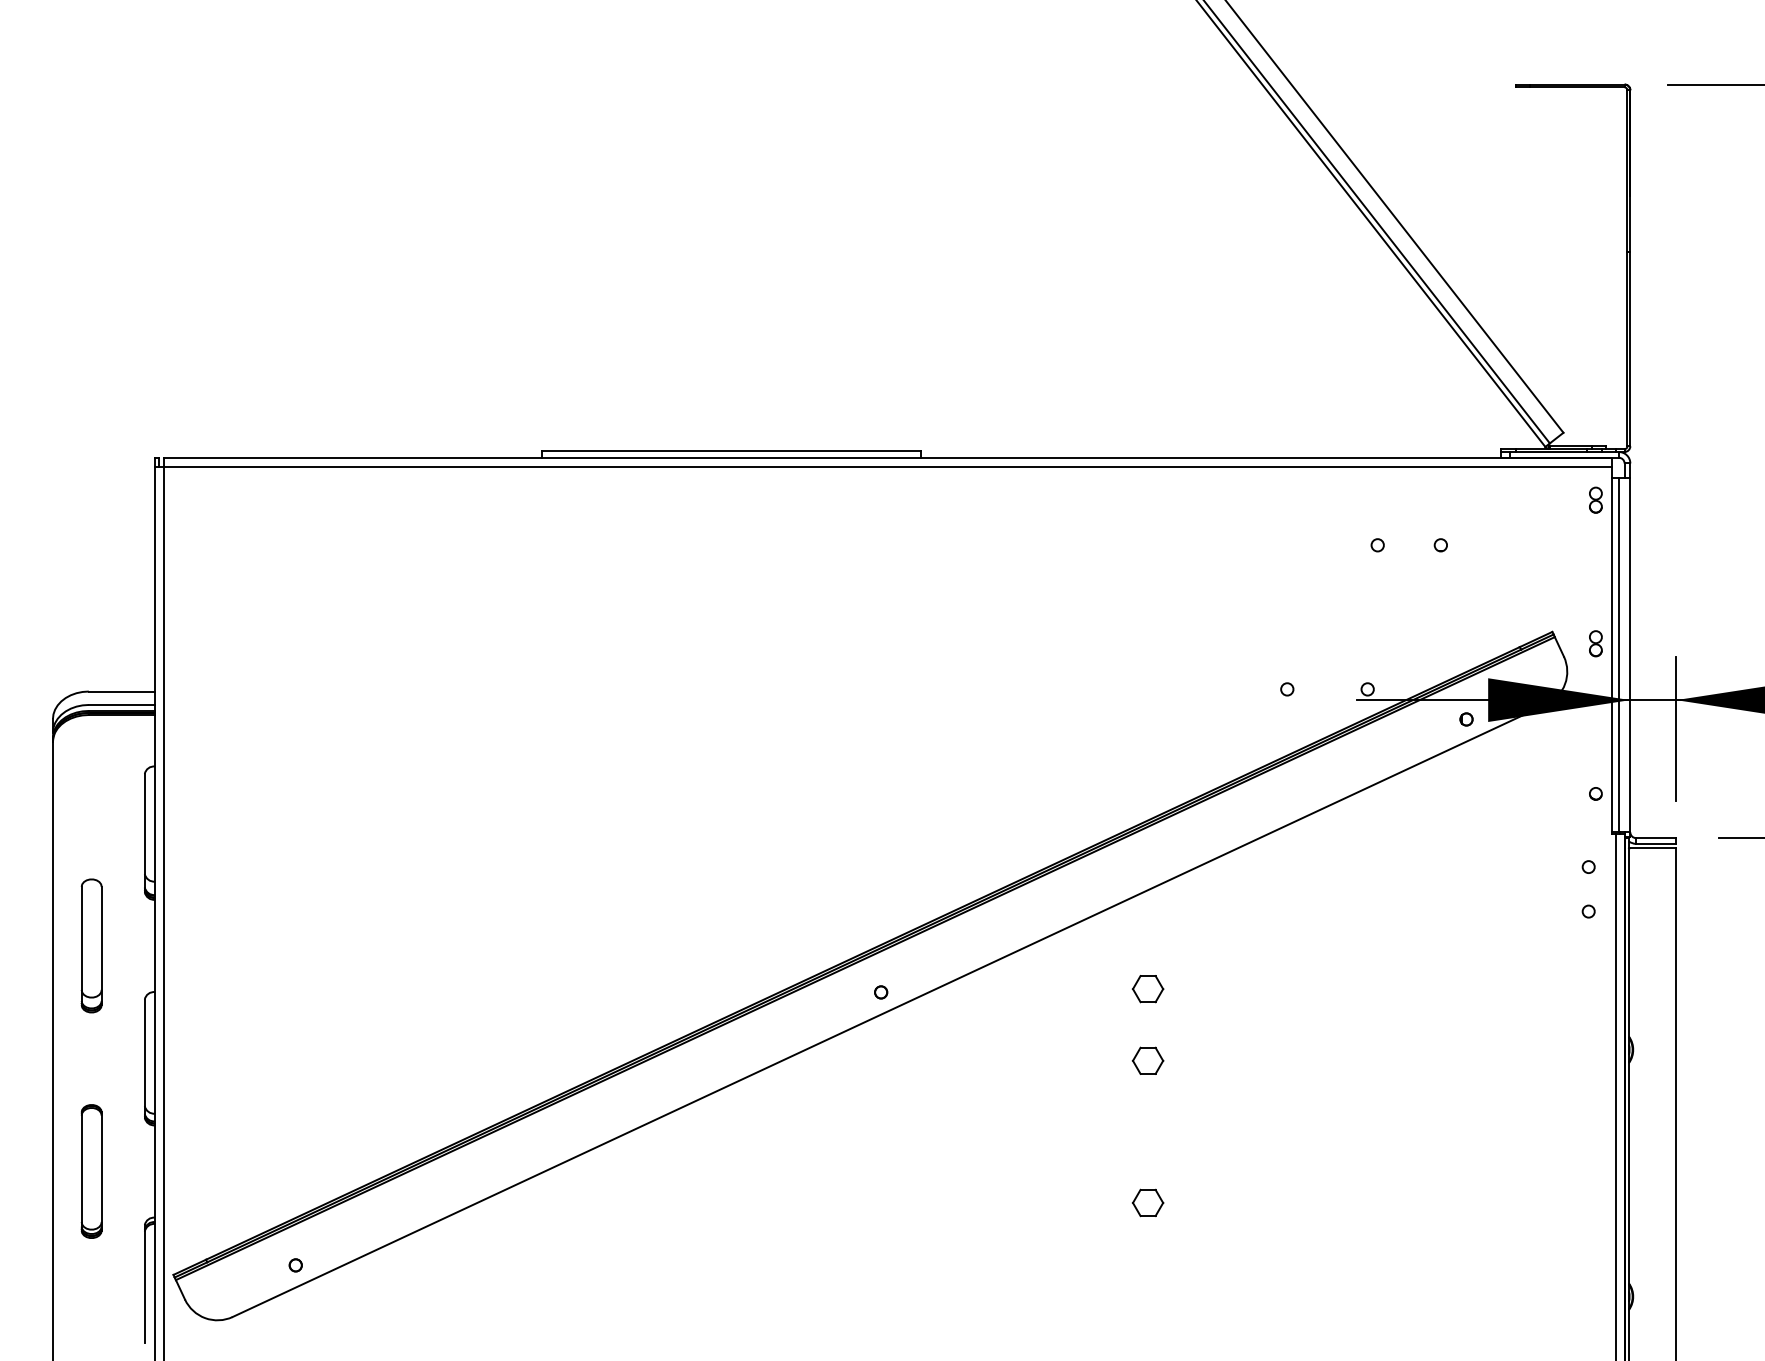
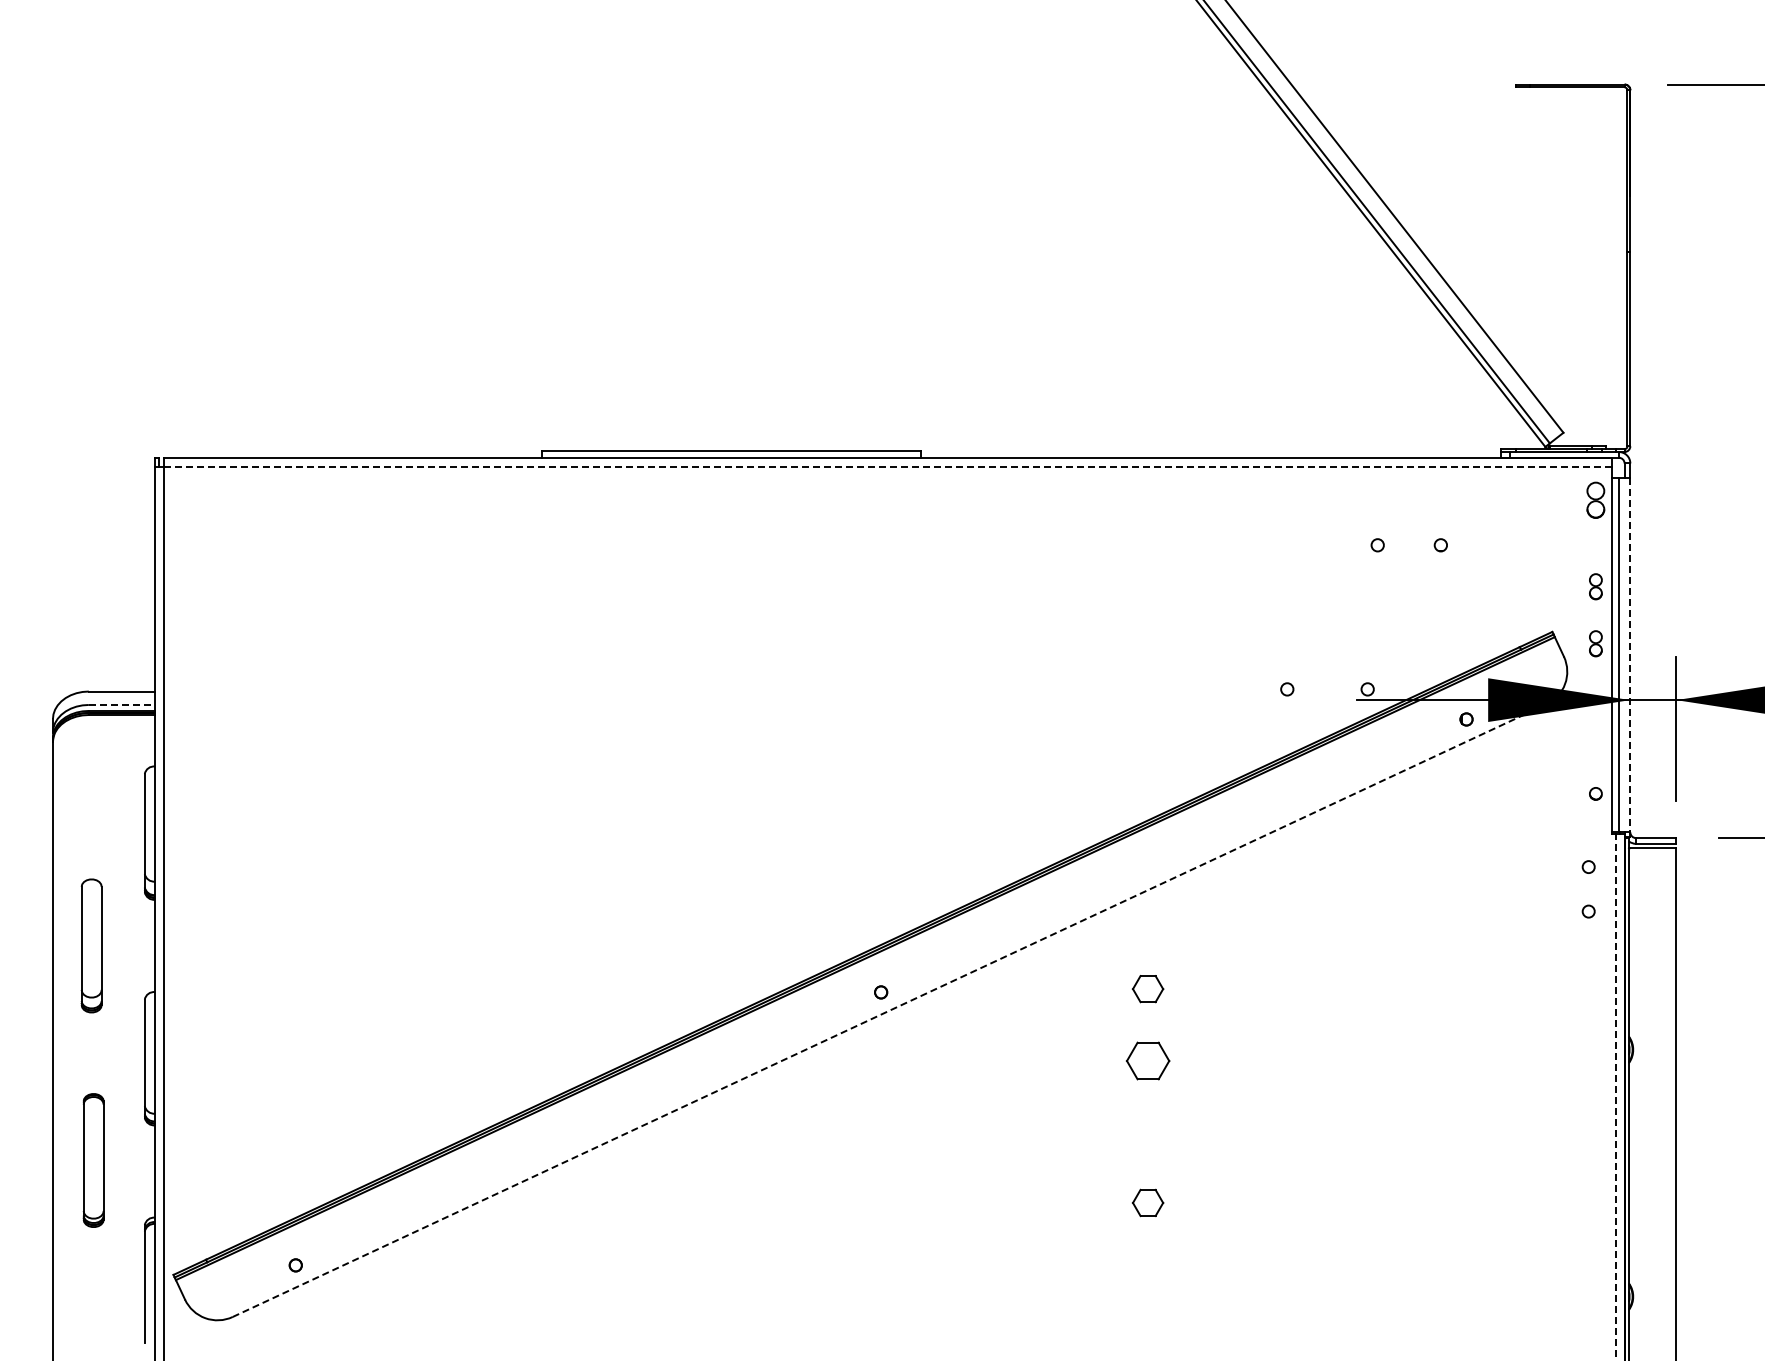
line: solid -> dashed (887, 466)
part size: 14x28 px -> 20x38 px (1595, 499)
part: none -> present (1595, 586)
line: solid -> dashed (1630, 655)
line: solid -> dashed (122, 704)
line: solid -> dashed (889, 1010)
part size: 34x29 px -> 45x40 px (1148, 1060)
line: solid -> dashed (1615, 1096)
part position: (91, 1171) -> (93, 1160) (93, 1160)
